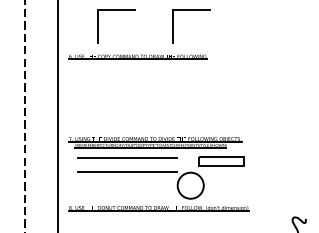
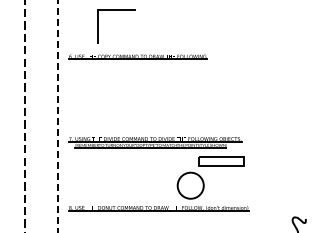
part: present -> none (191, 10)
line: solid -> dashed (58, 115)
line: present -> none (126, 158)
line: present -> none (126, 172)
